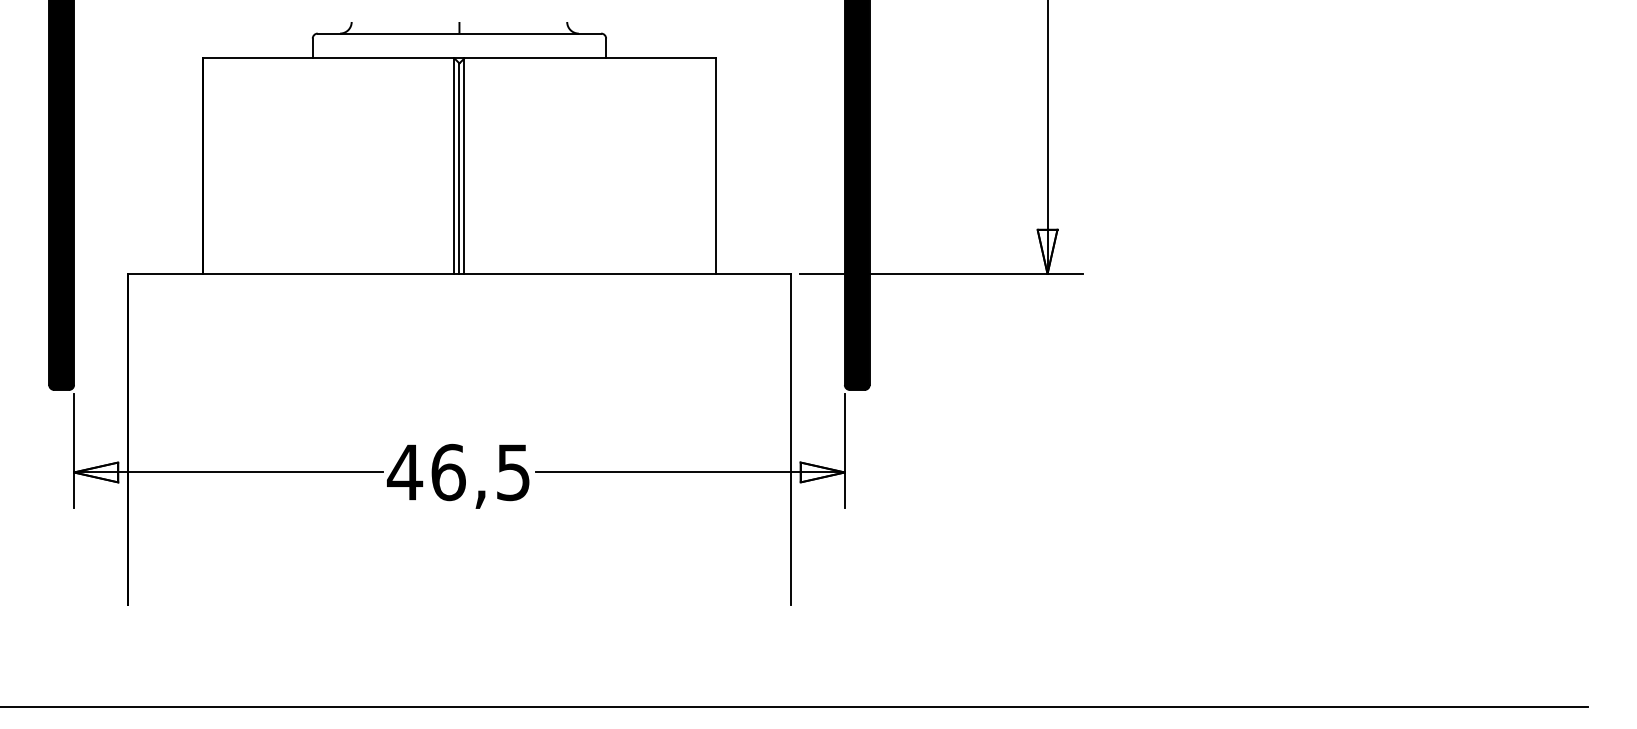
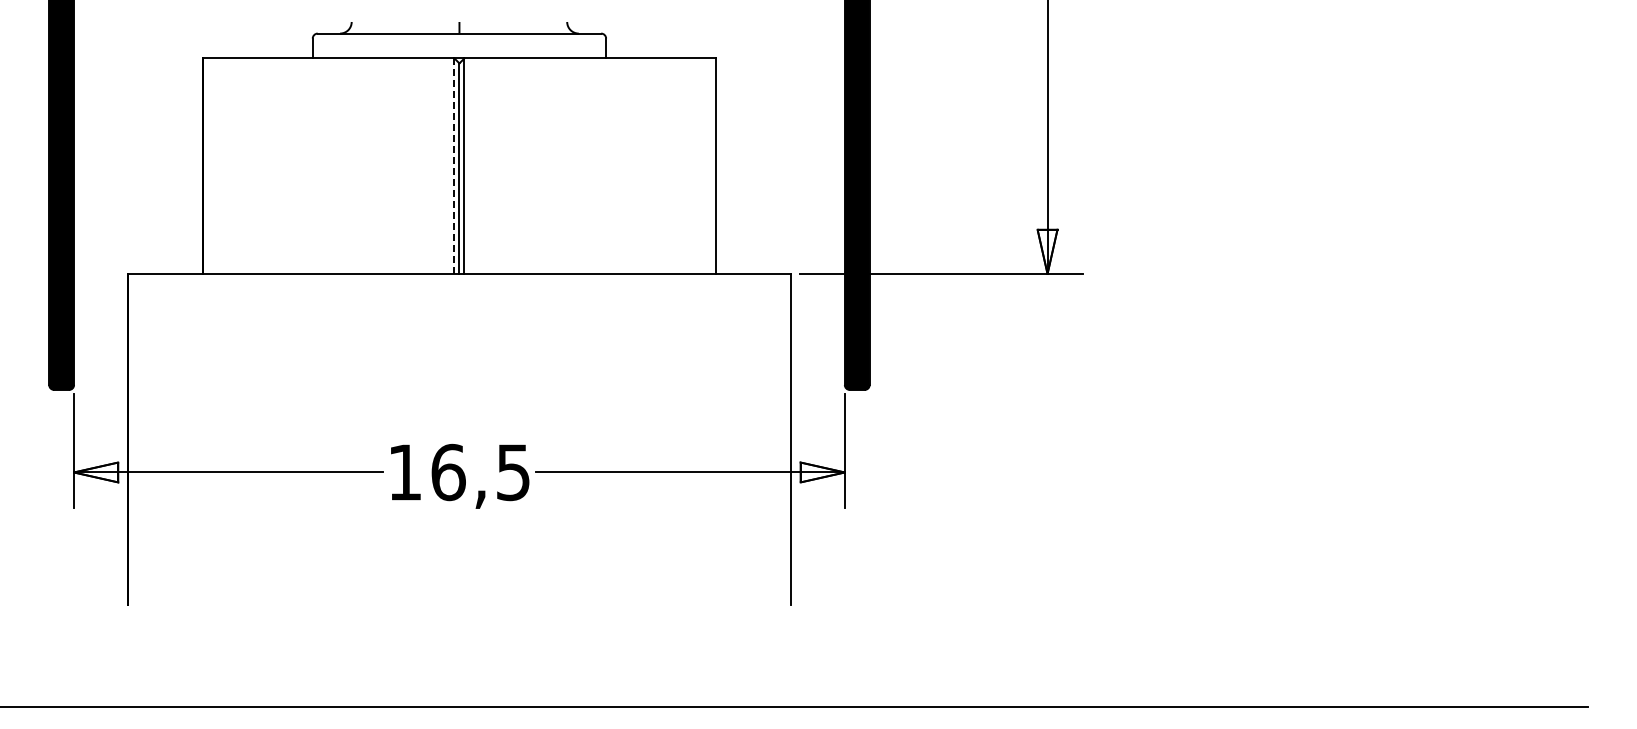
line: solid -> dashed (454, 166)
text: 46,5 -> 16,5 (405, 472)
